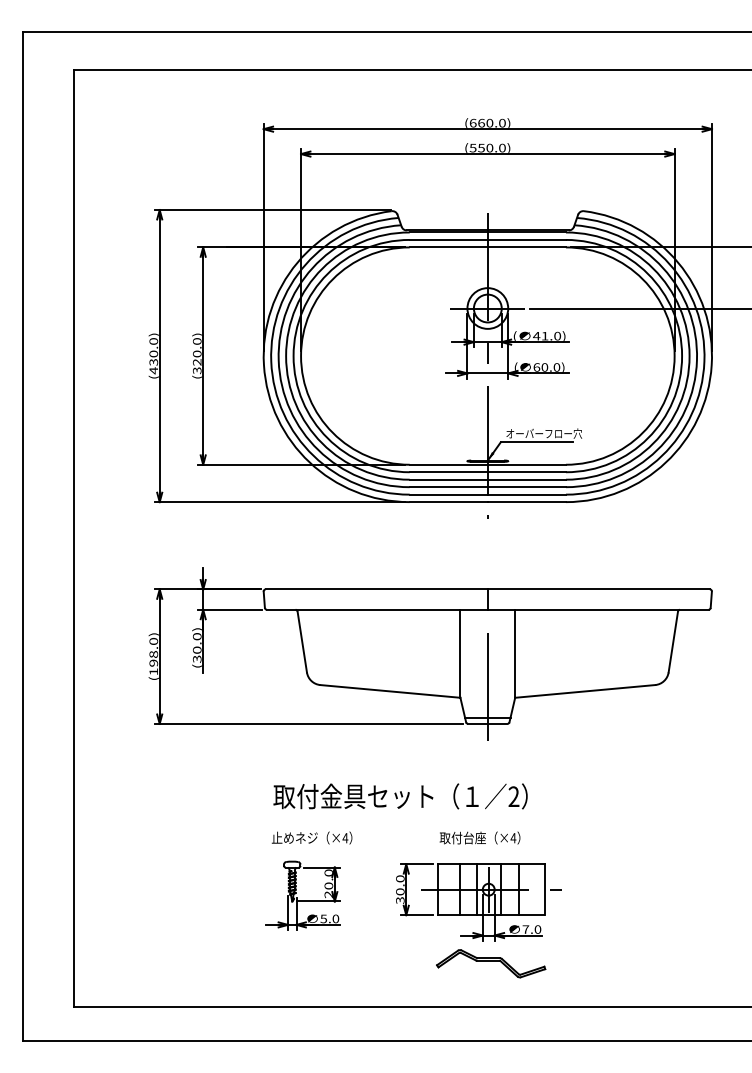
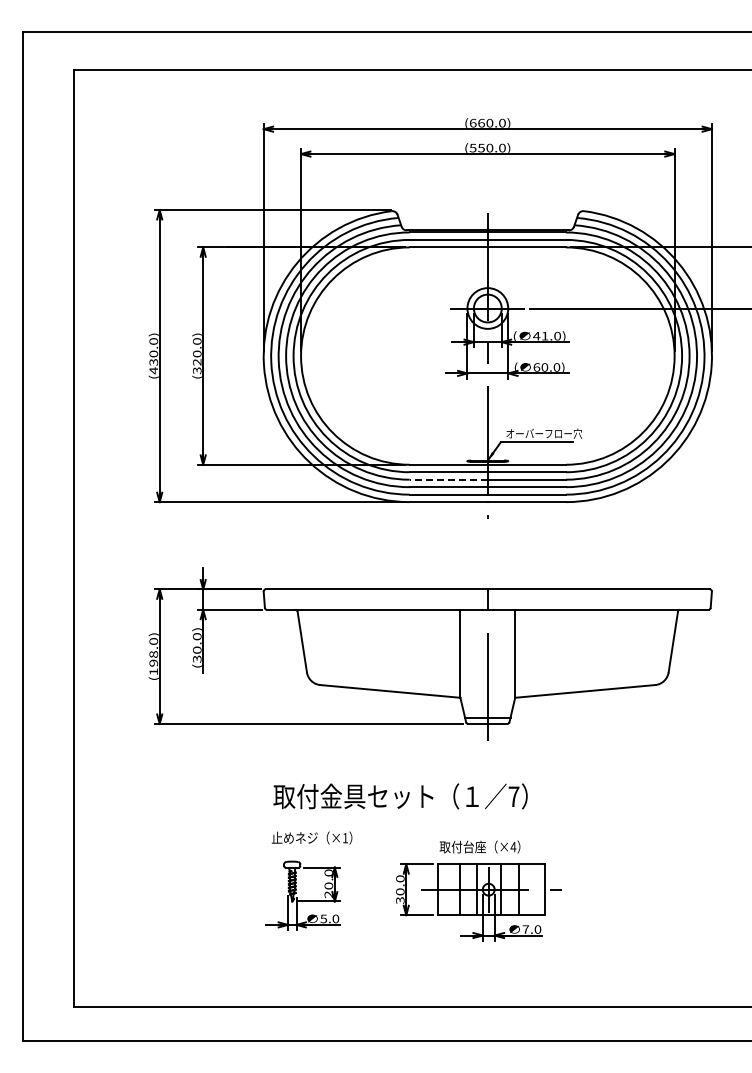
line: solid -> dashed (448, 479)
text: 2 -> 7 (513, 796)
text position: (479, 837) -> (479, 846) (479, 846)
text: ×4 -> ×1 (345, 838)
part: present -> none (491, 963)
